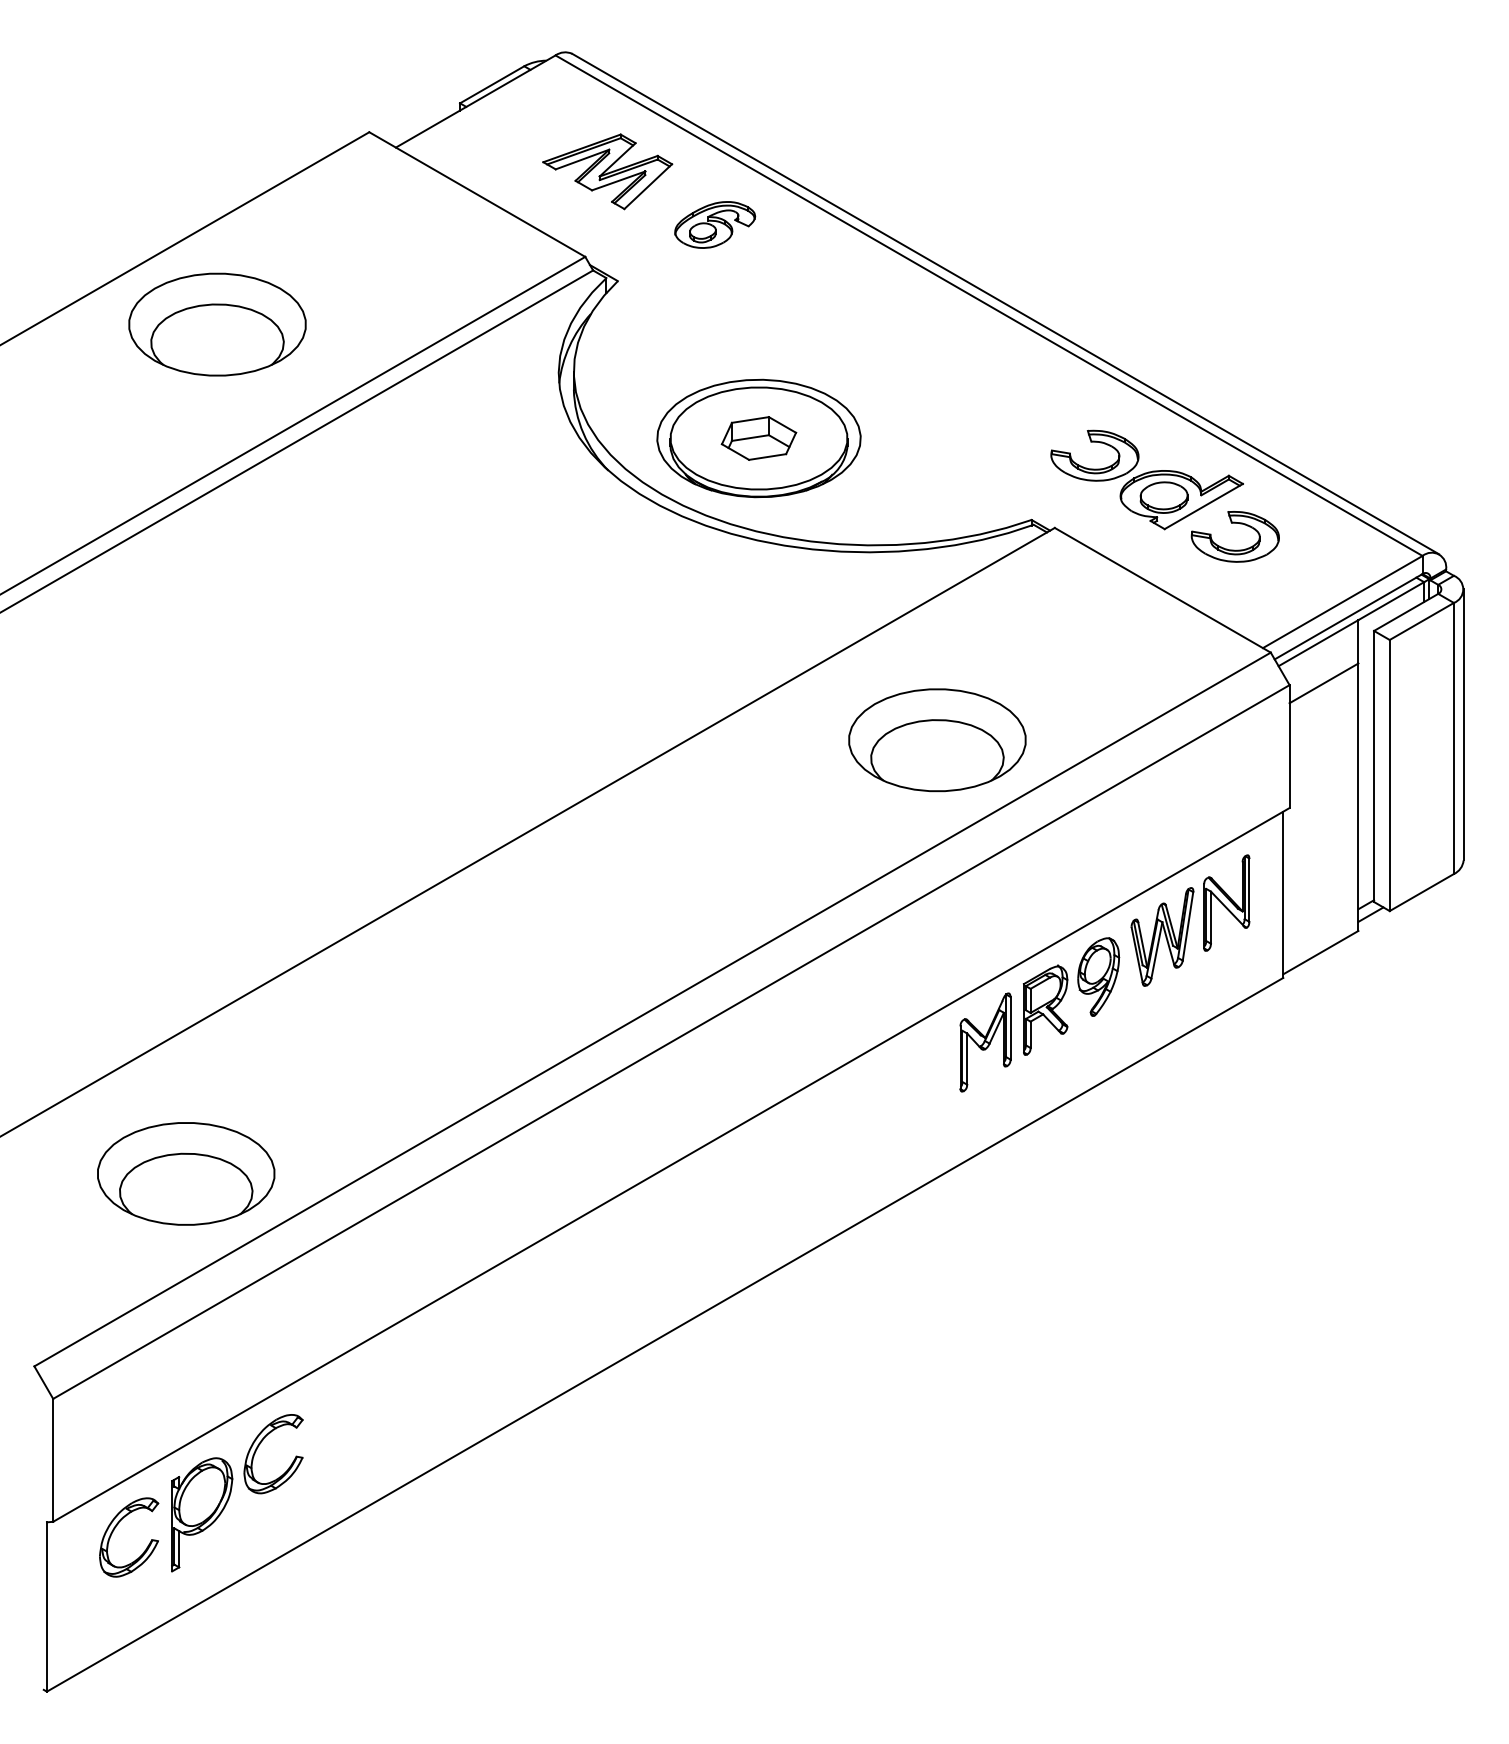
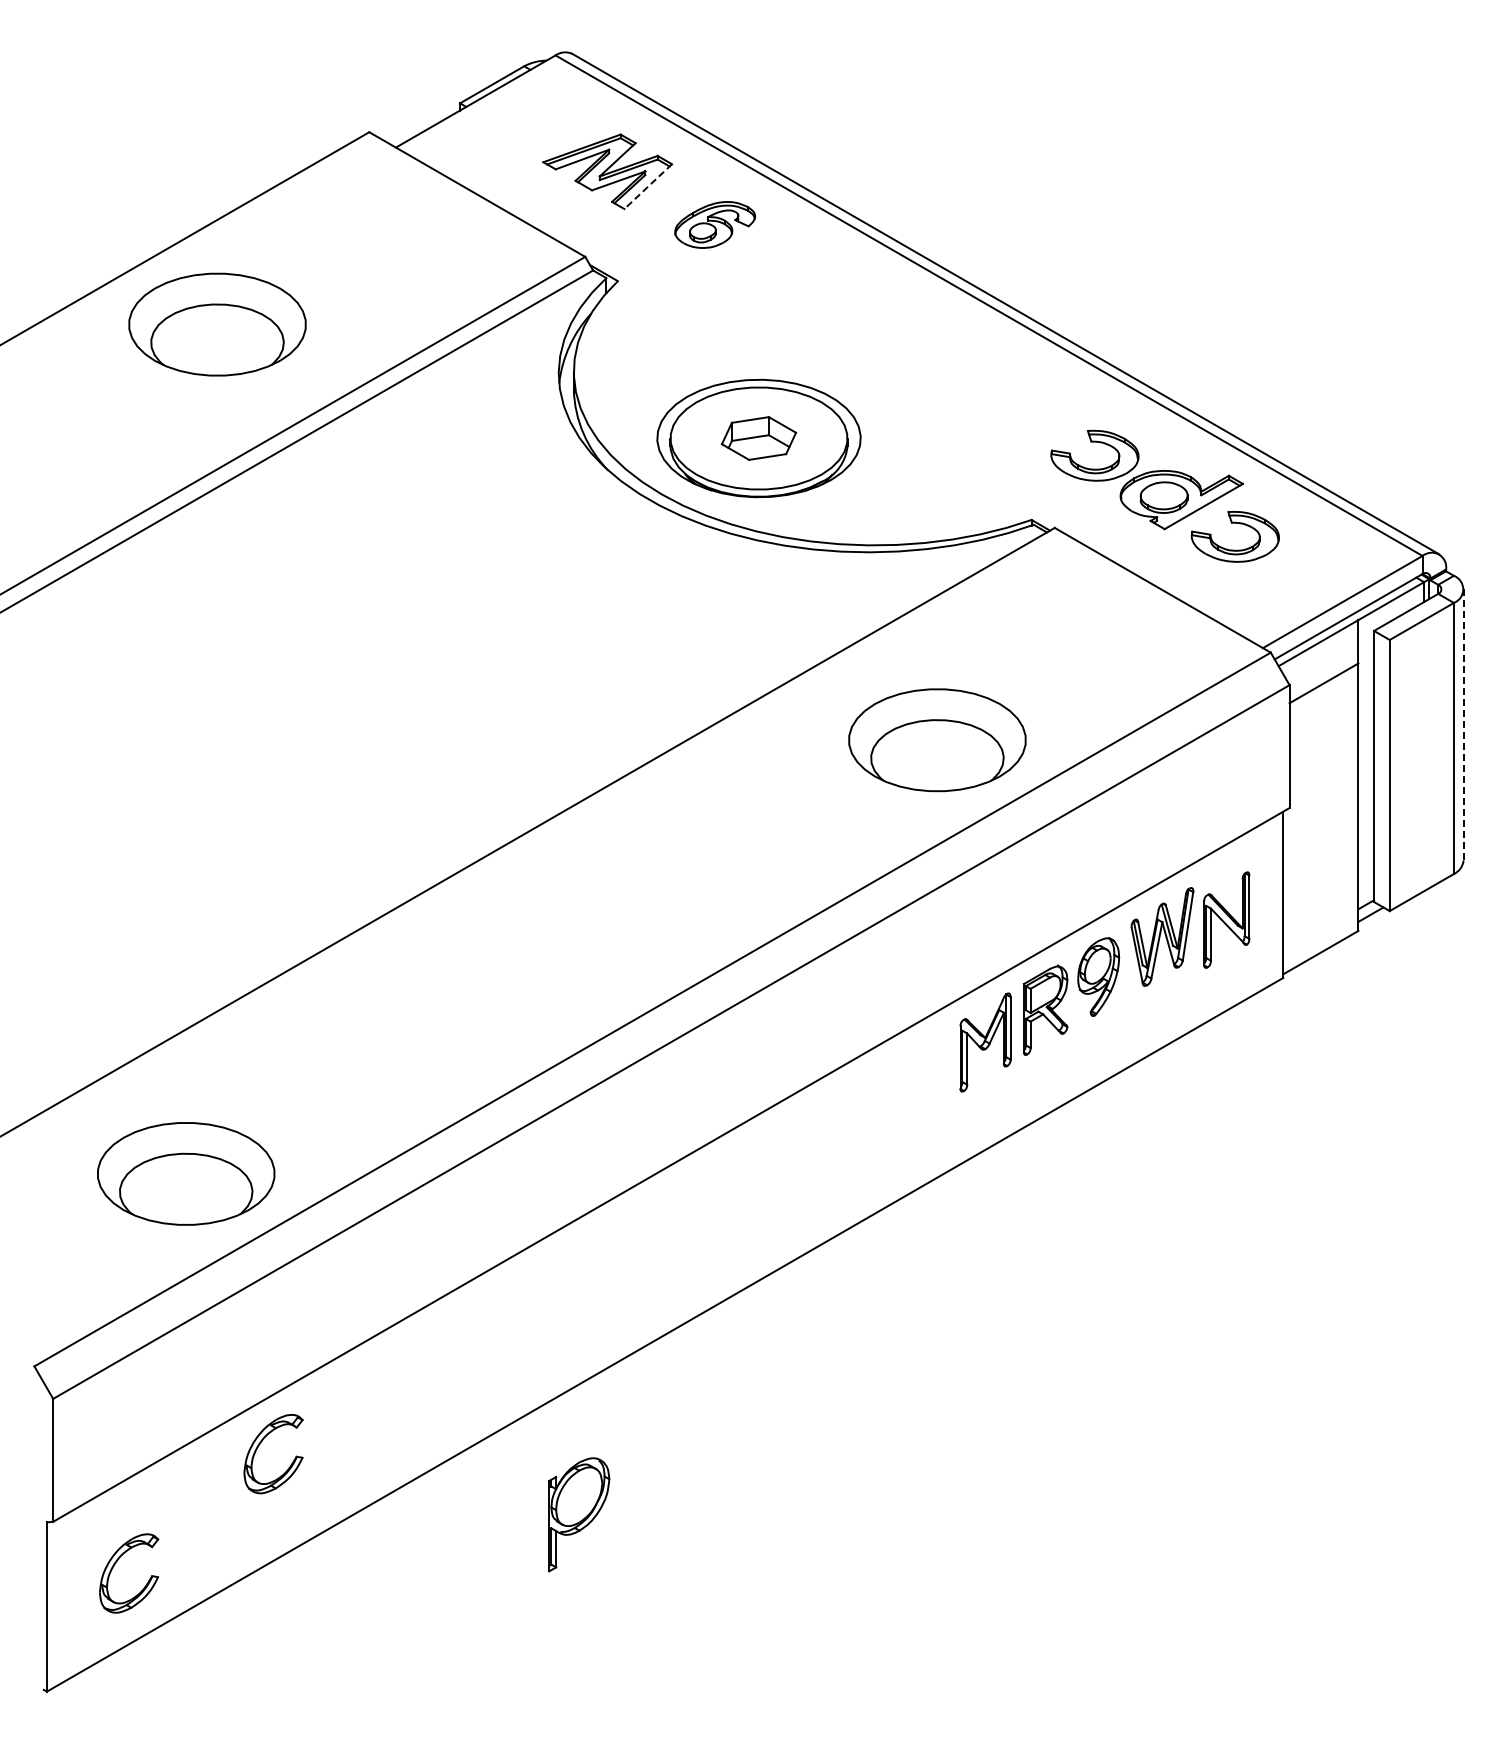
line: solid -> dashed (648, 186)
line: solid -> dashed (1463, 724)
part position: (1226, 902) -> (1226, 919) (1226, 919)
part position: (202, 1514) -> (579, 1514) (579, 1514)
part position: (116, 1527) -> (116, 1563) (116, 1563)
